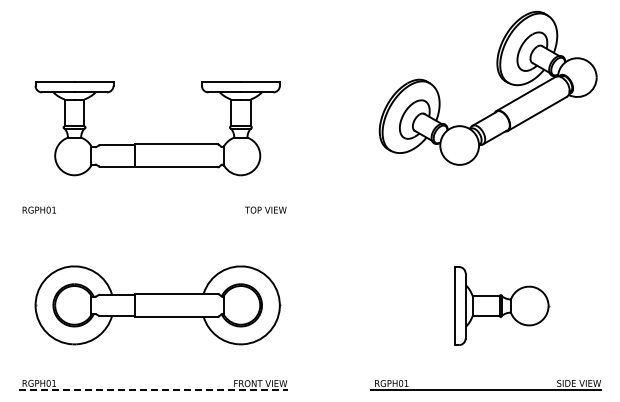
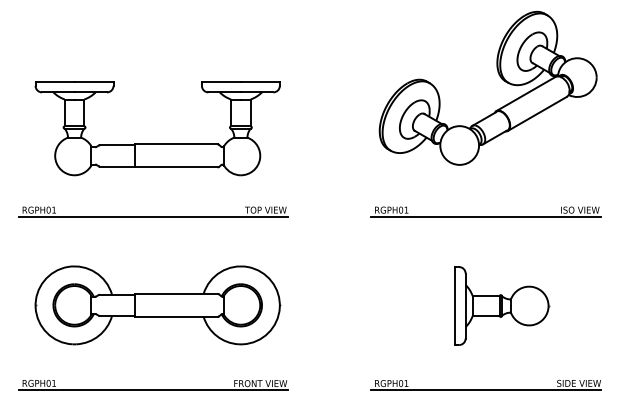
part: none -> present (485, 211)
line: none -> present (152, 216)
line: dashed -> solid (153, 390)
